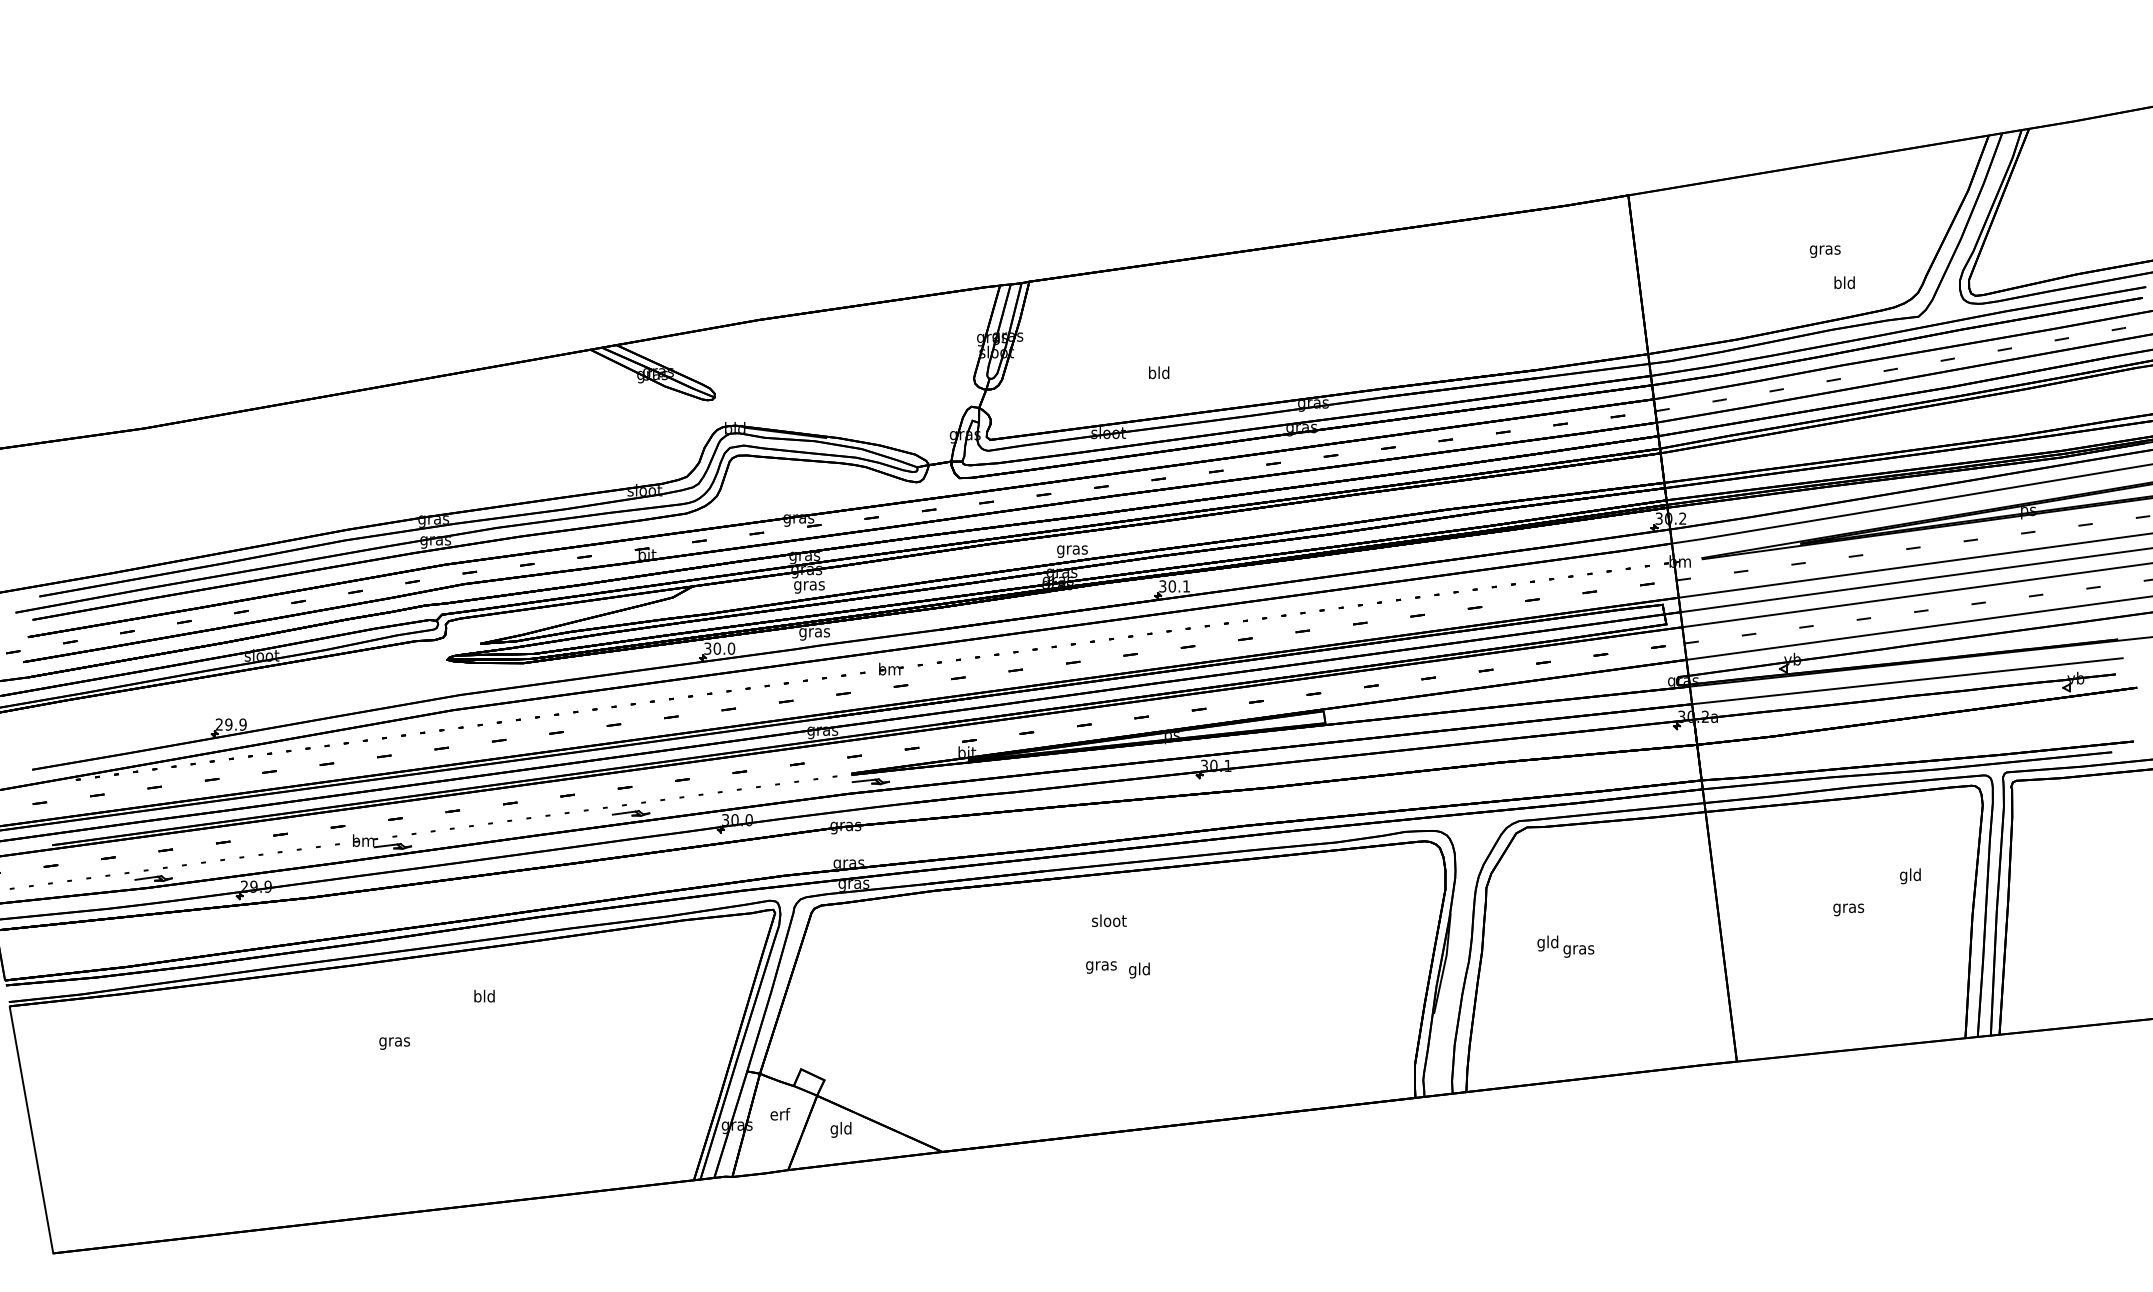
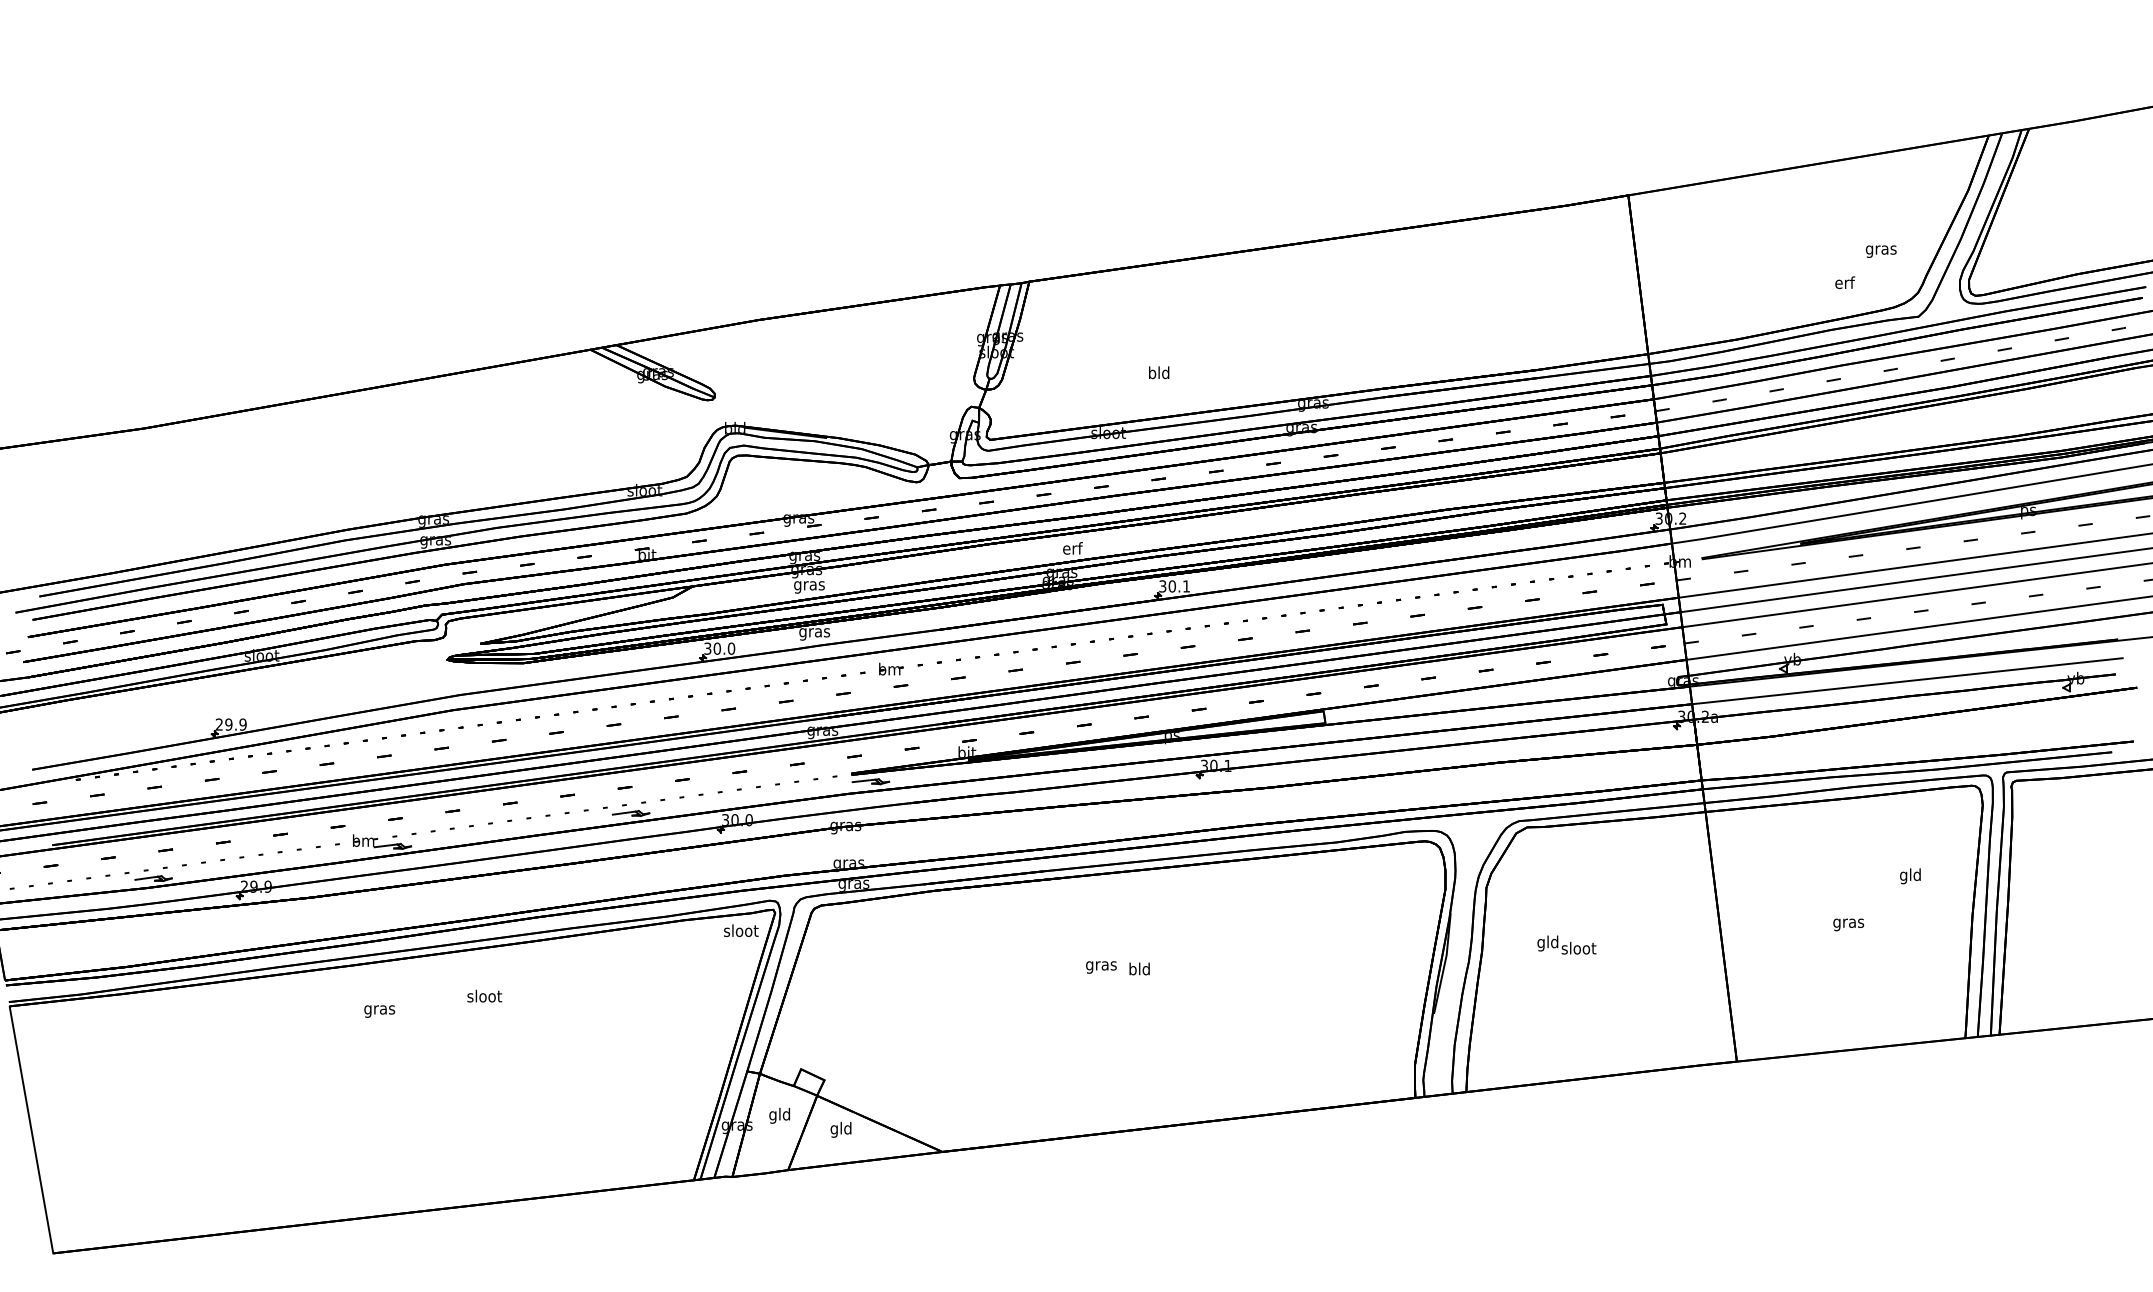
text position: (1824, 251) -> (1880, 251) (1880, 251)
text: bld -> erf (1844, 282)
text: gras -> erf (1072, 549)
text position: (1848, 909) -> (1848, 924) (1848, 924)
text position: (1109, 920) -> (741, 930) (741, 930)
text: gras -> sloot (1578, 949)
text: gld -> bld (1132, 970)
text: bld -> sloot (484, 995)
text position: (394, 1043) -> (379, 1011) (379, 1011)
text: erf -> gld (779, 1115)
